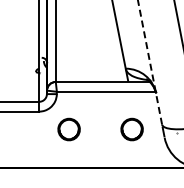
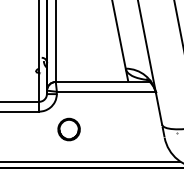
line: dashed -> solid (150, 63)
part: present -> none (131, 129)
line: none -> present (91, 161)
